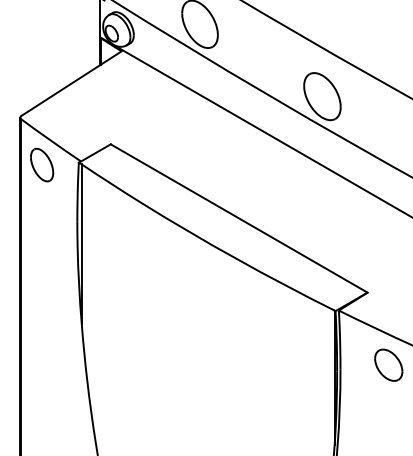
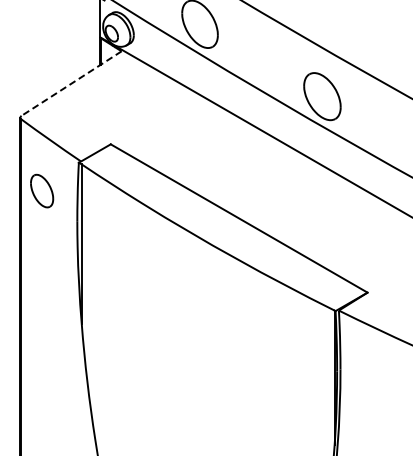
line: solid -> dashed (71, 83)
part position: (42, 164) -> (42, 190) (42, 190)
part: present -> none (388, 364)
